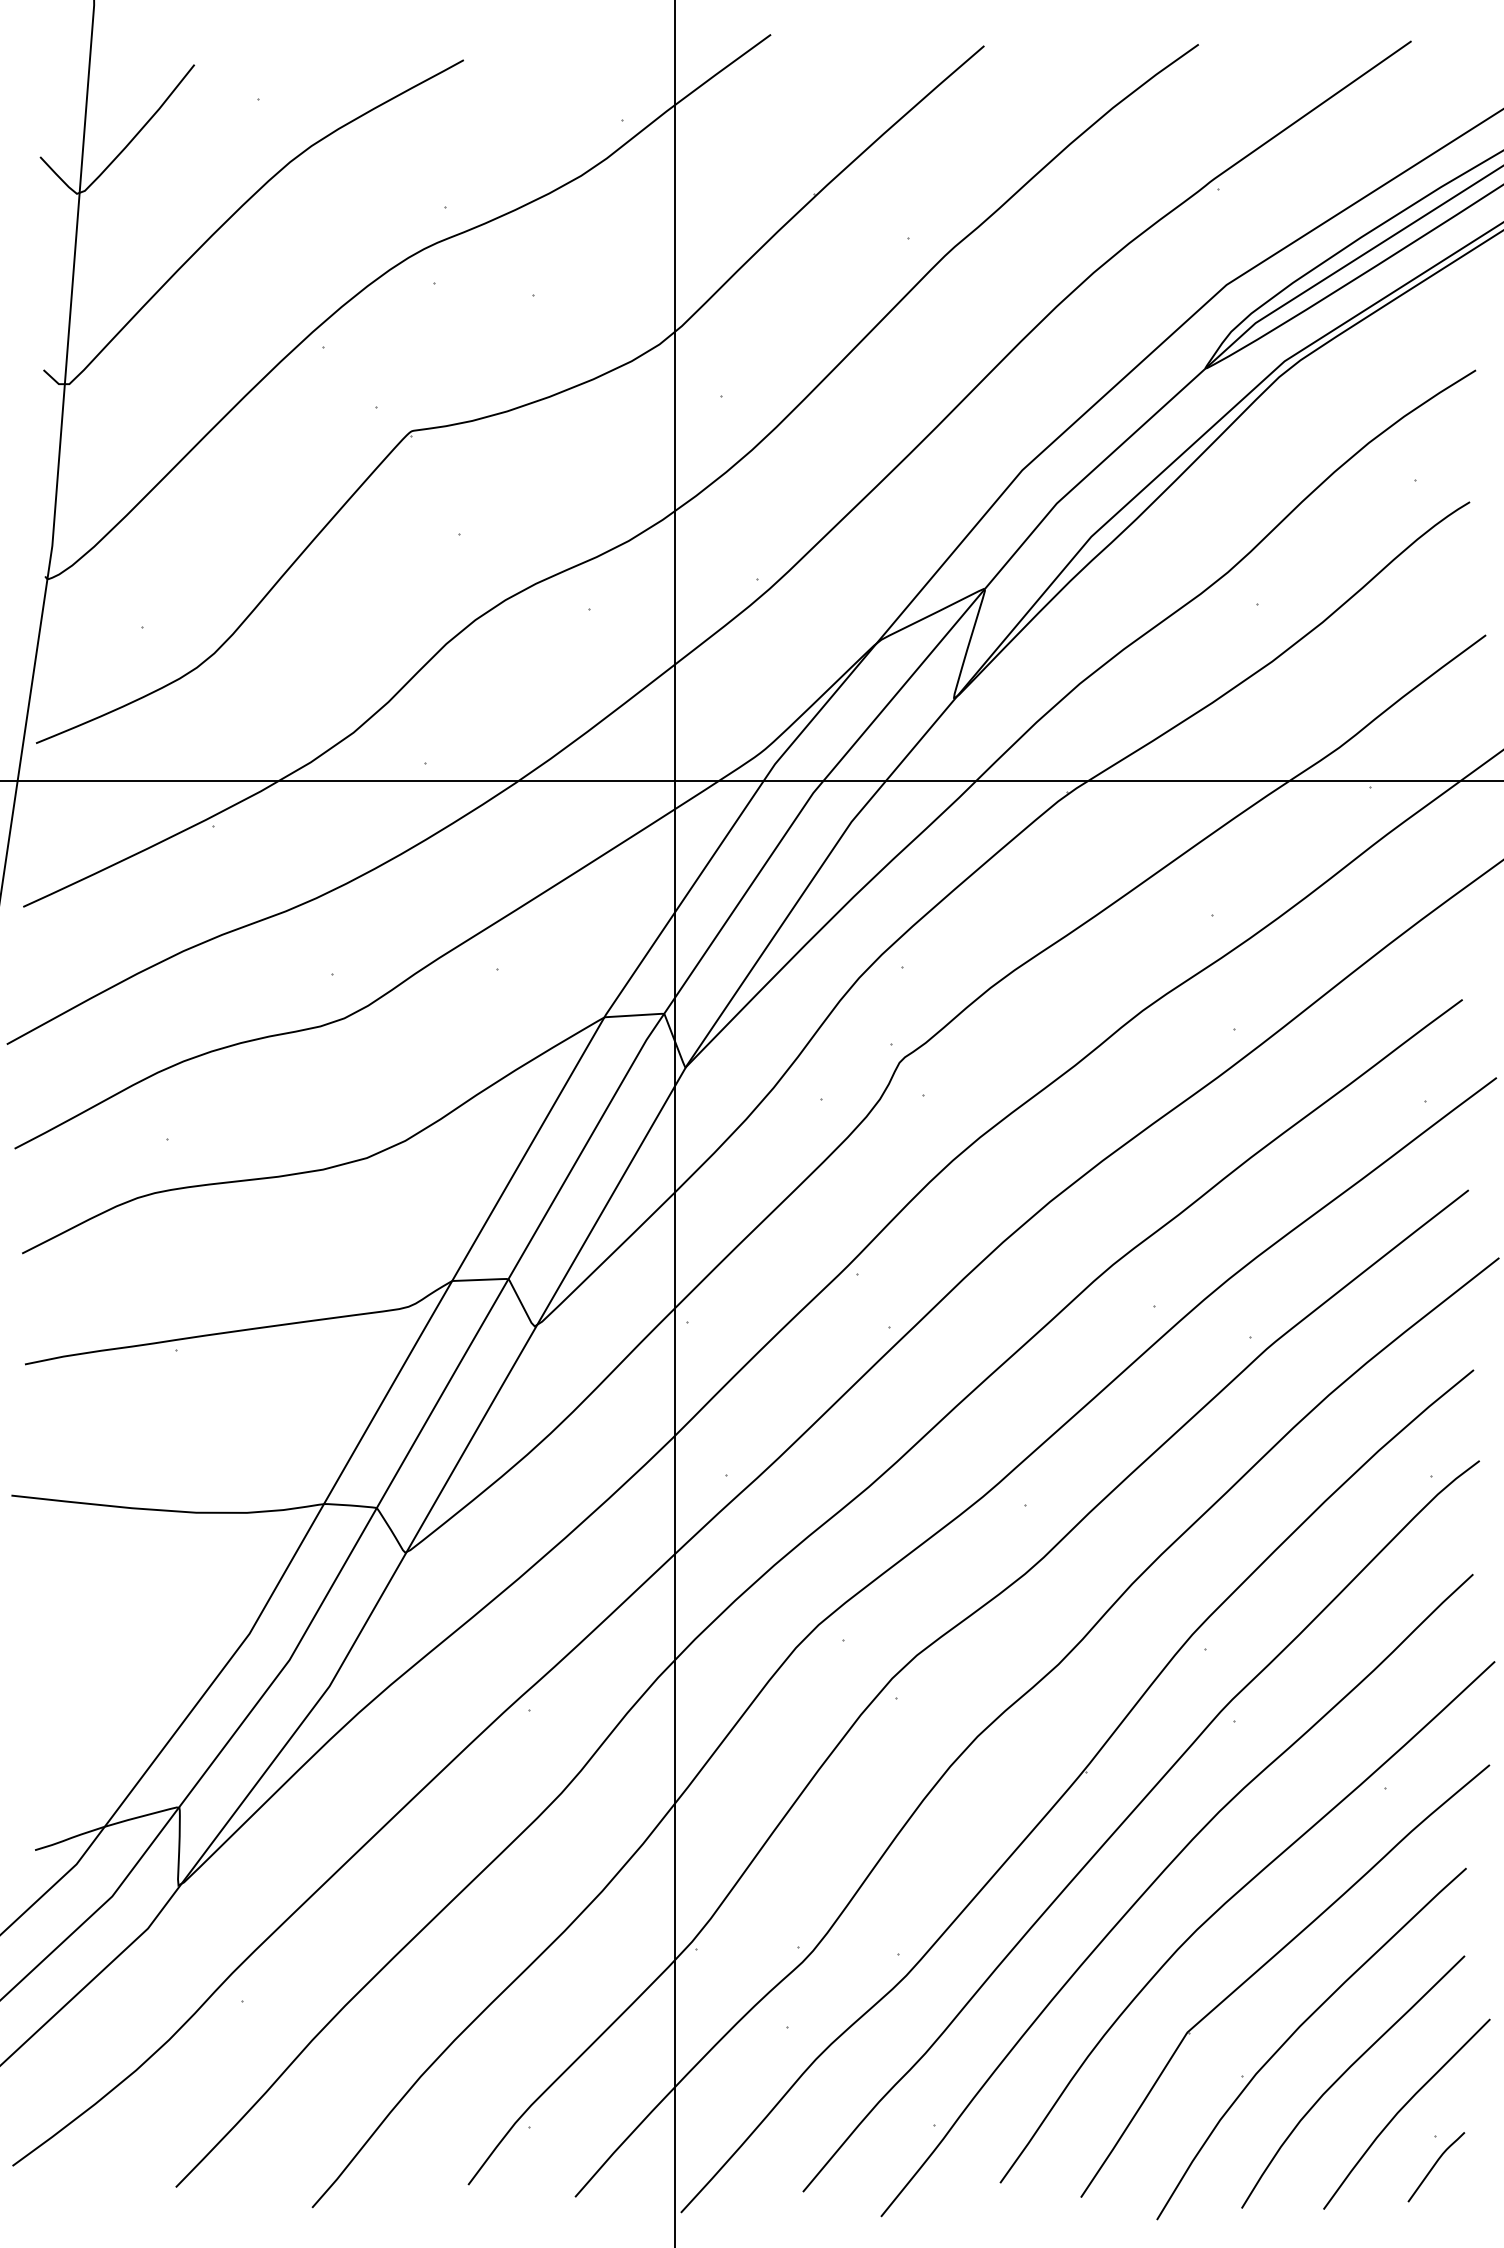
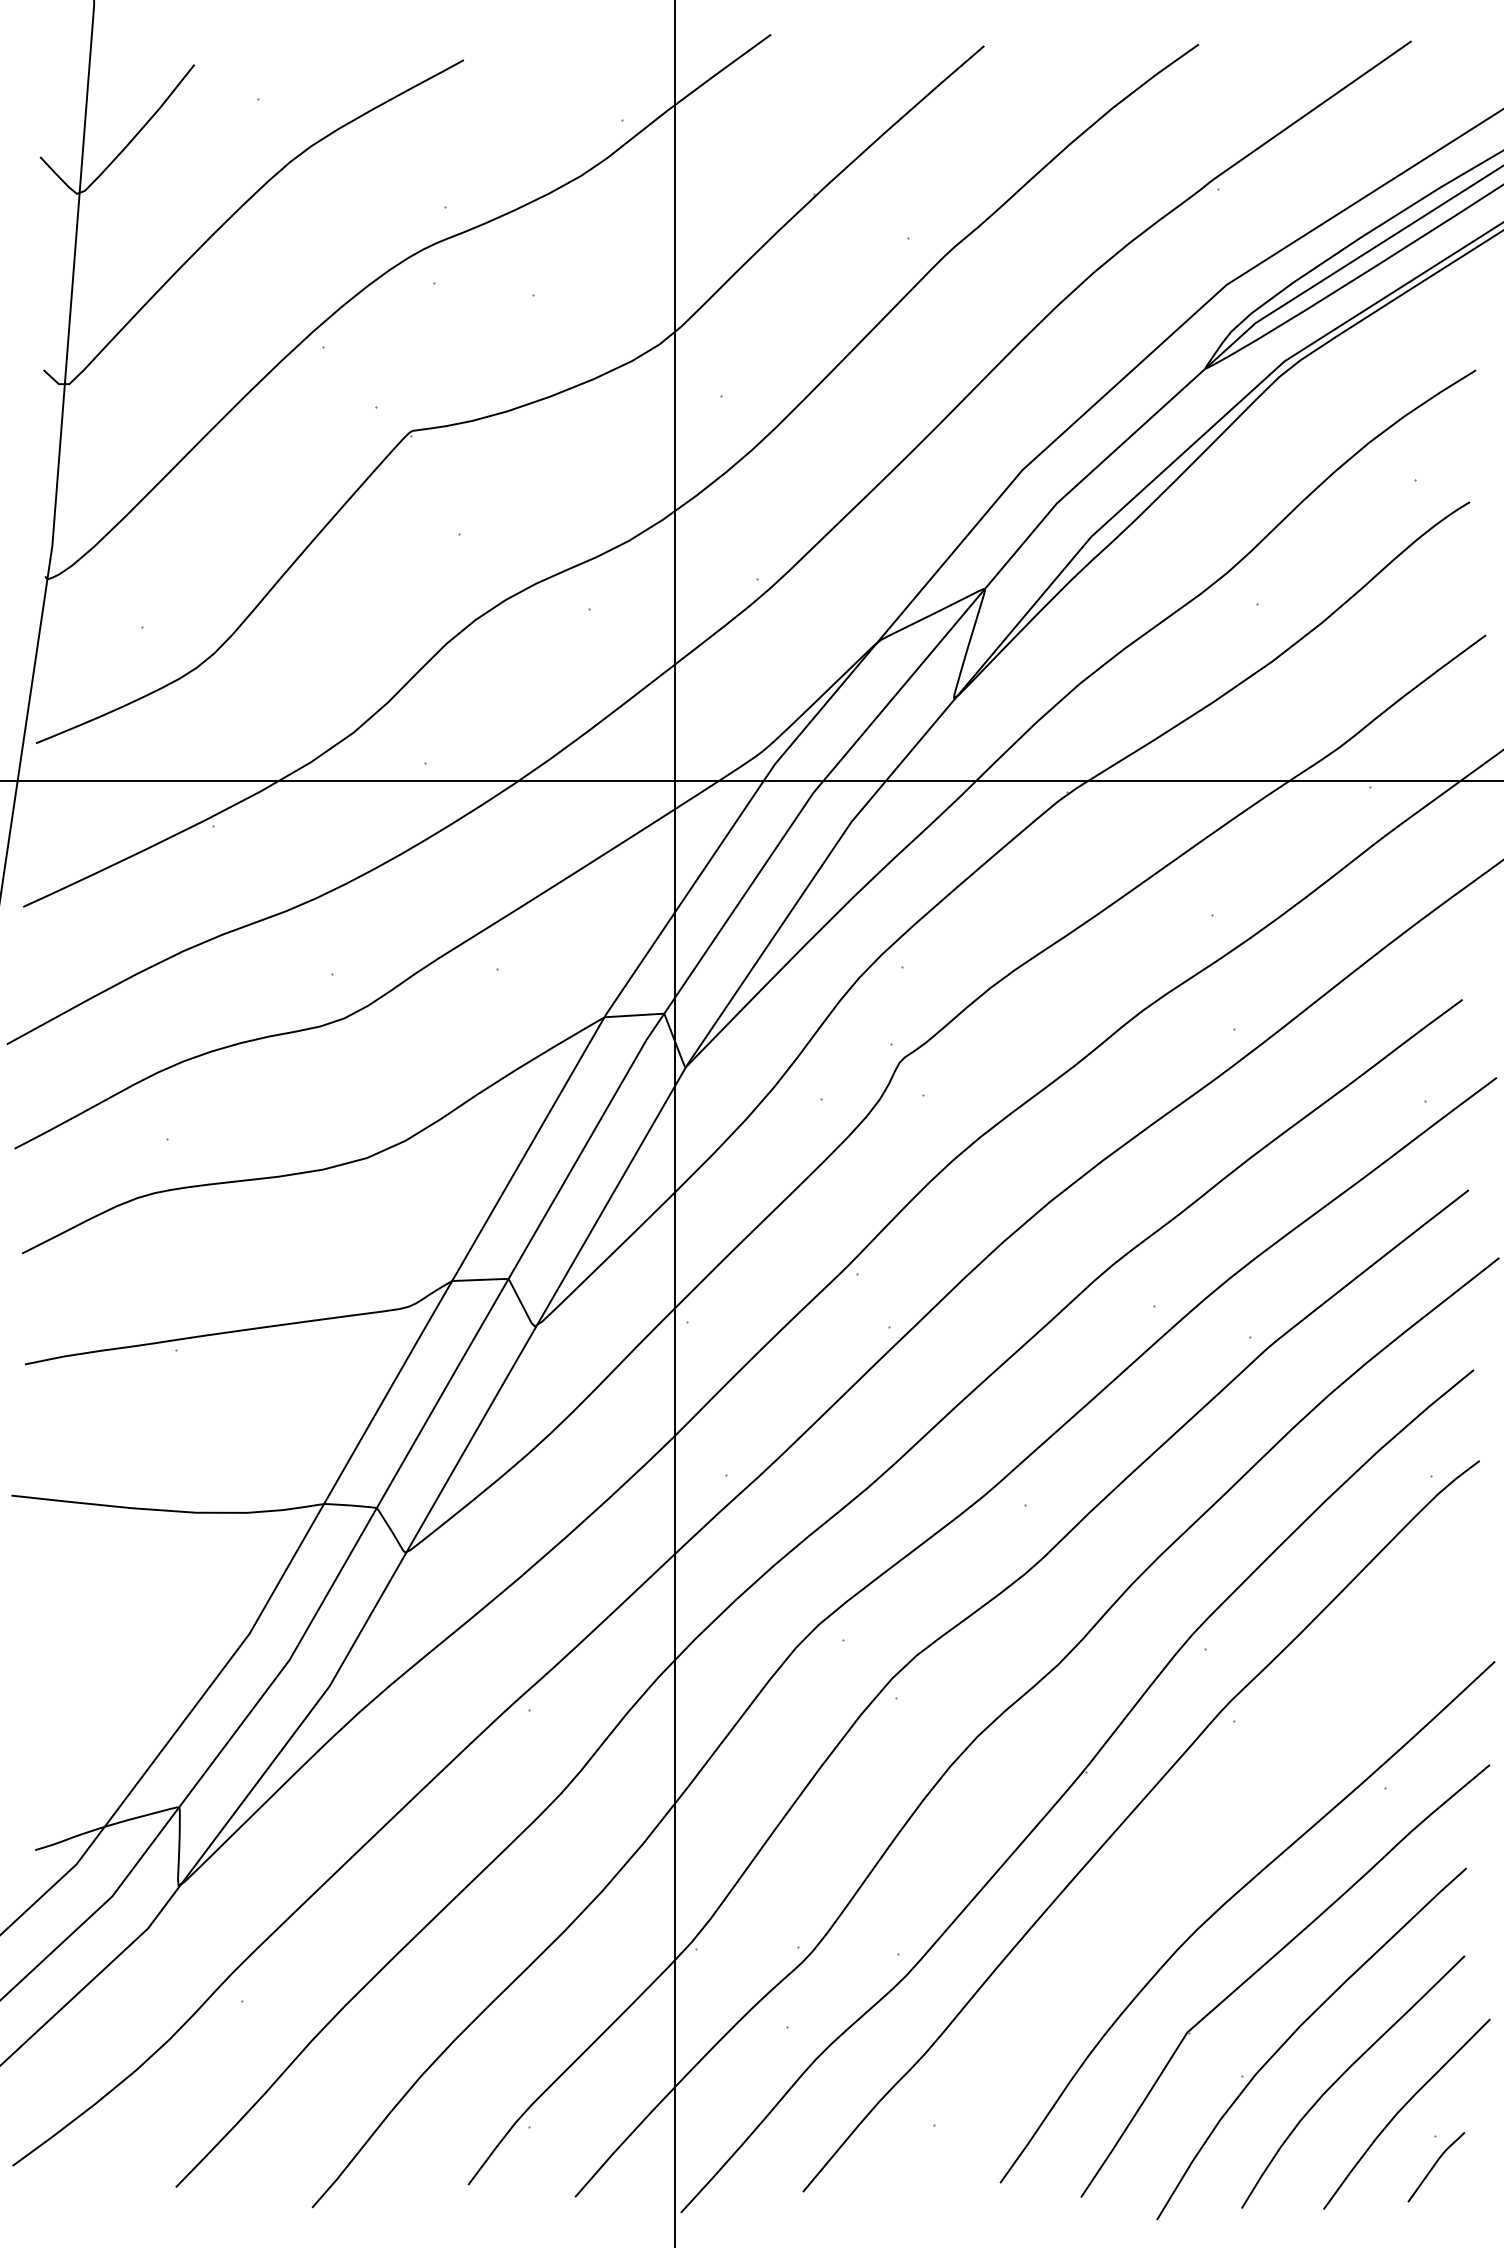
curve: present -> none (1159, 1877)
